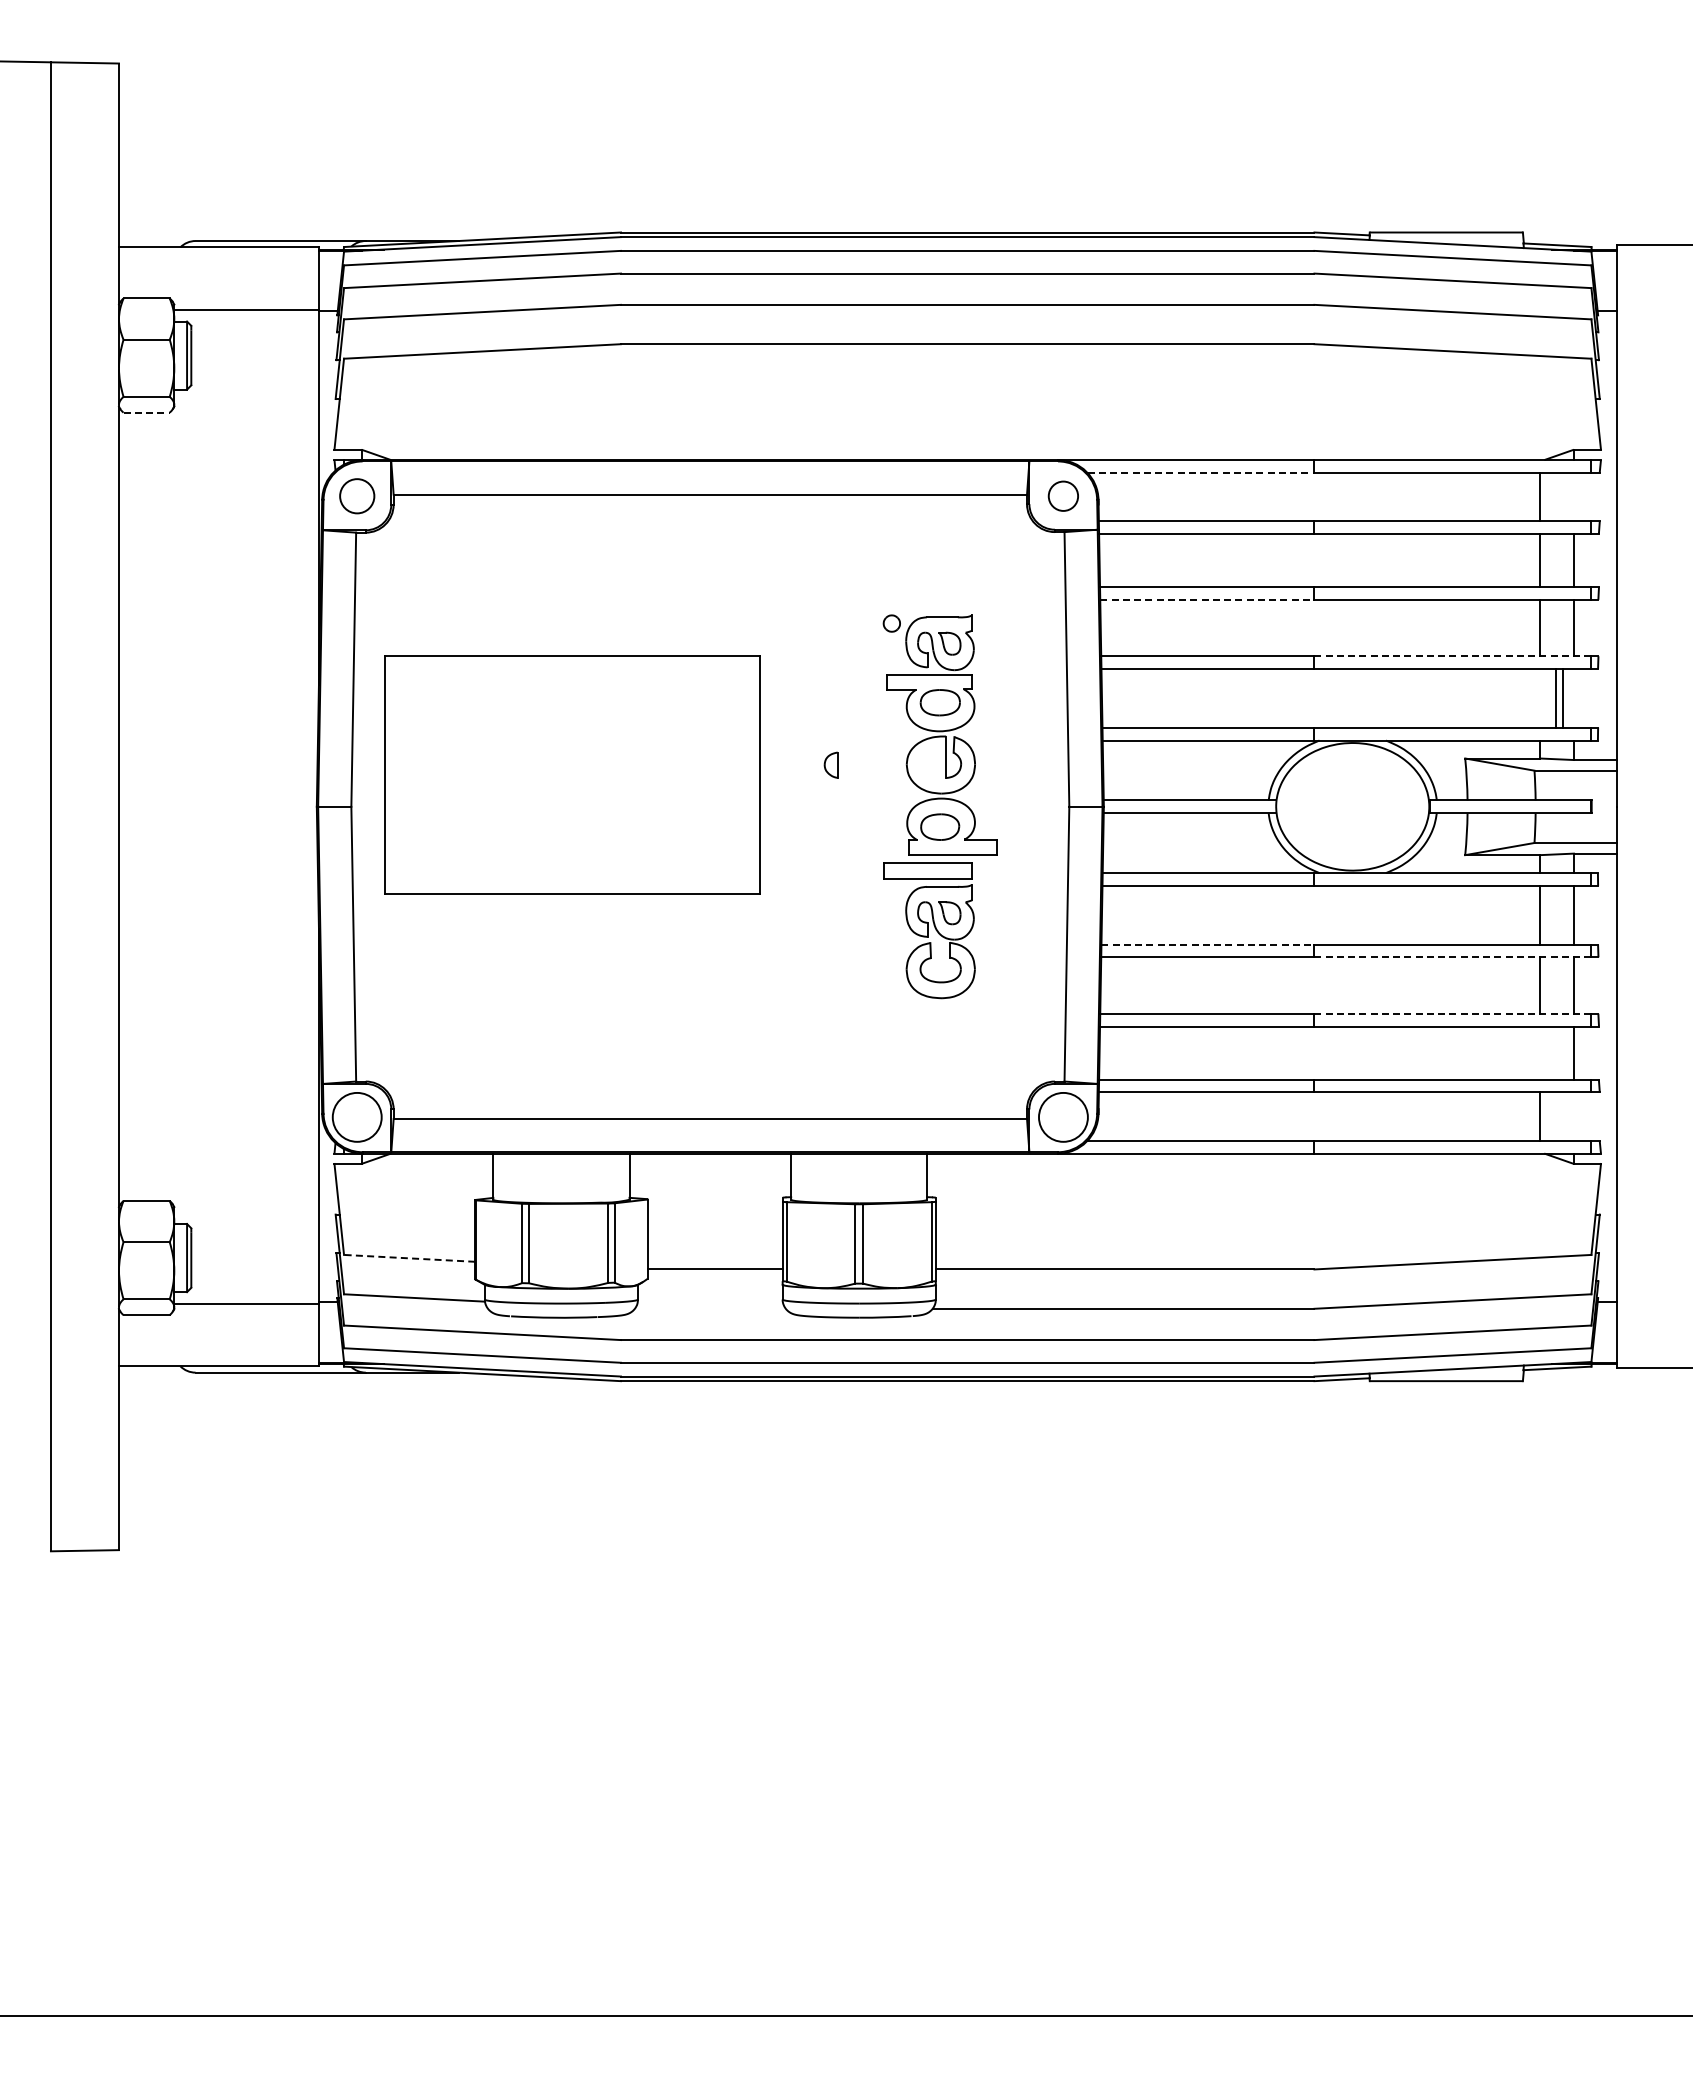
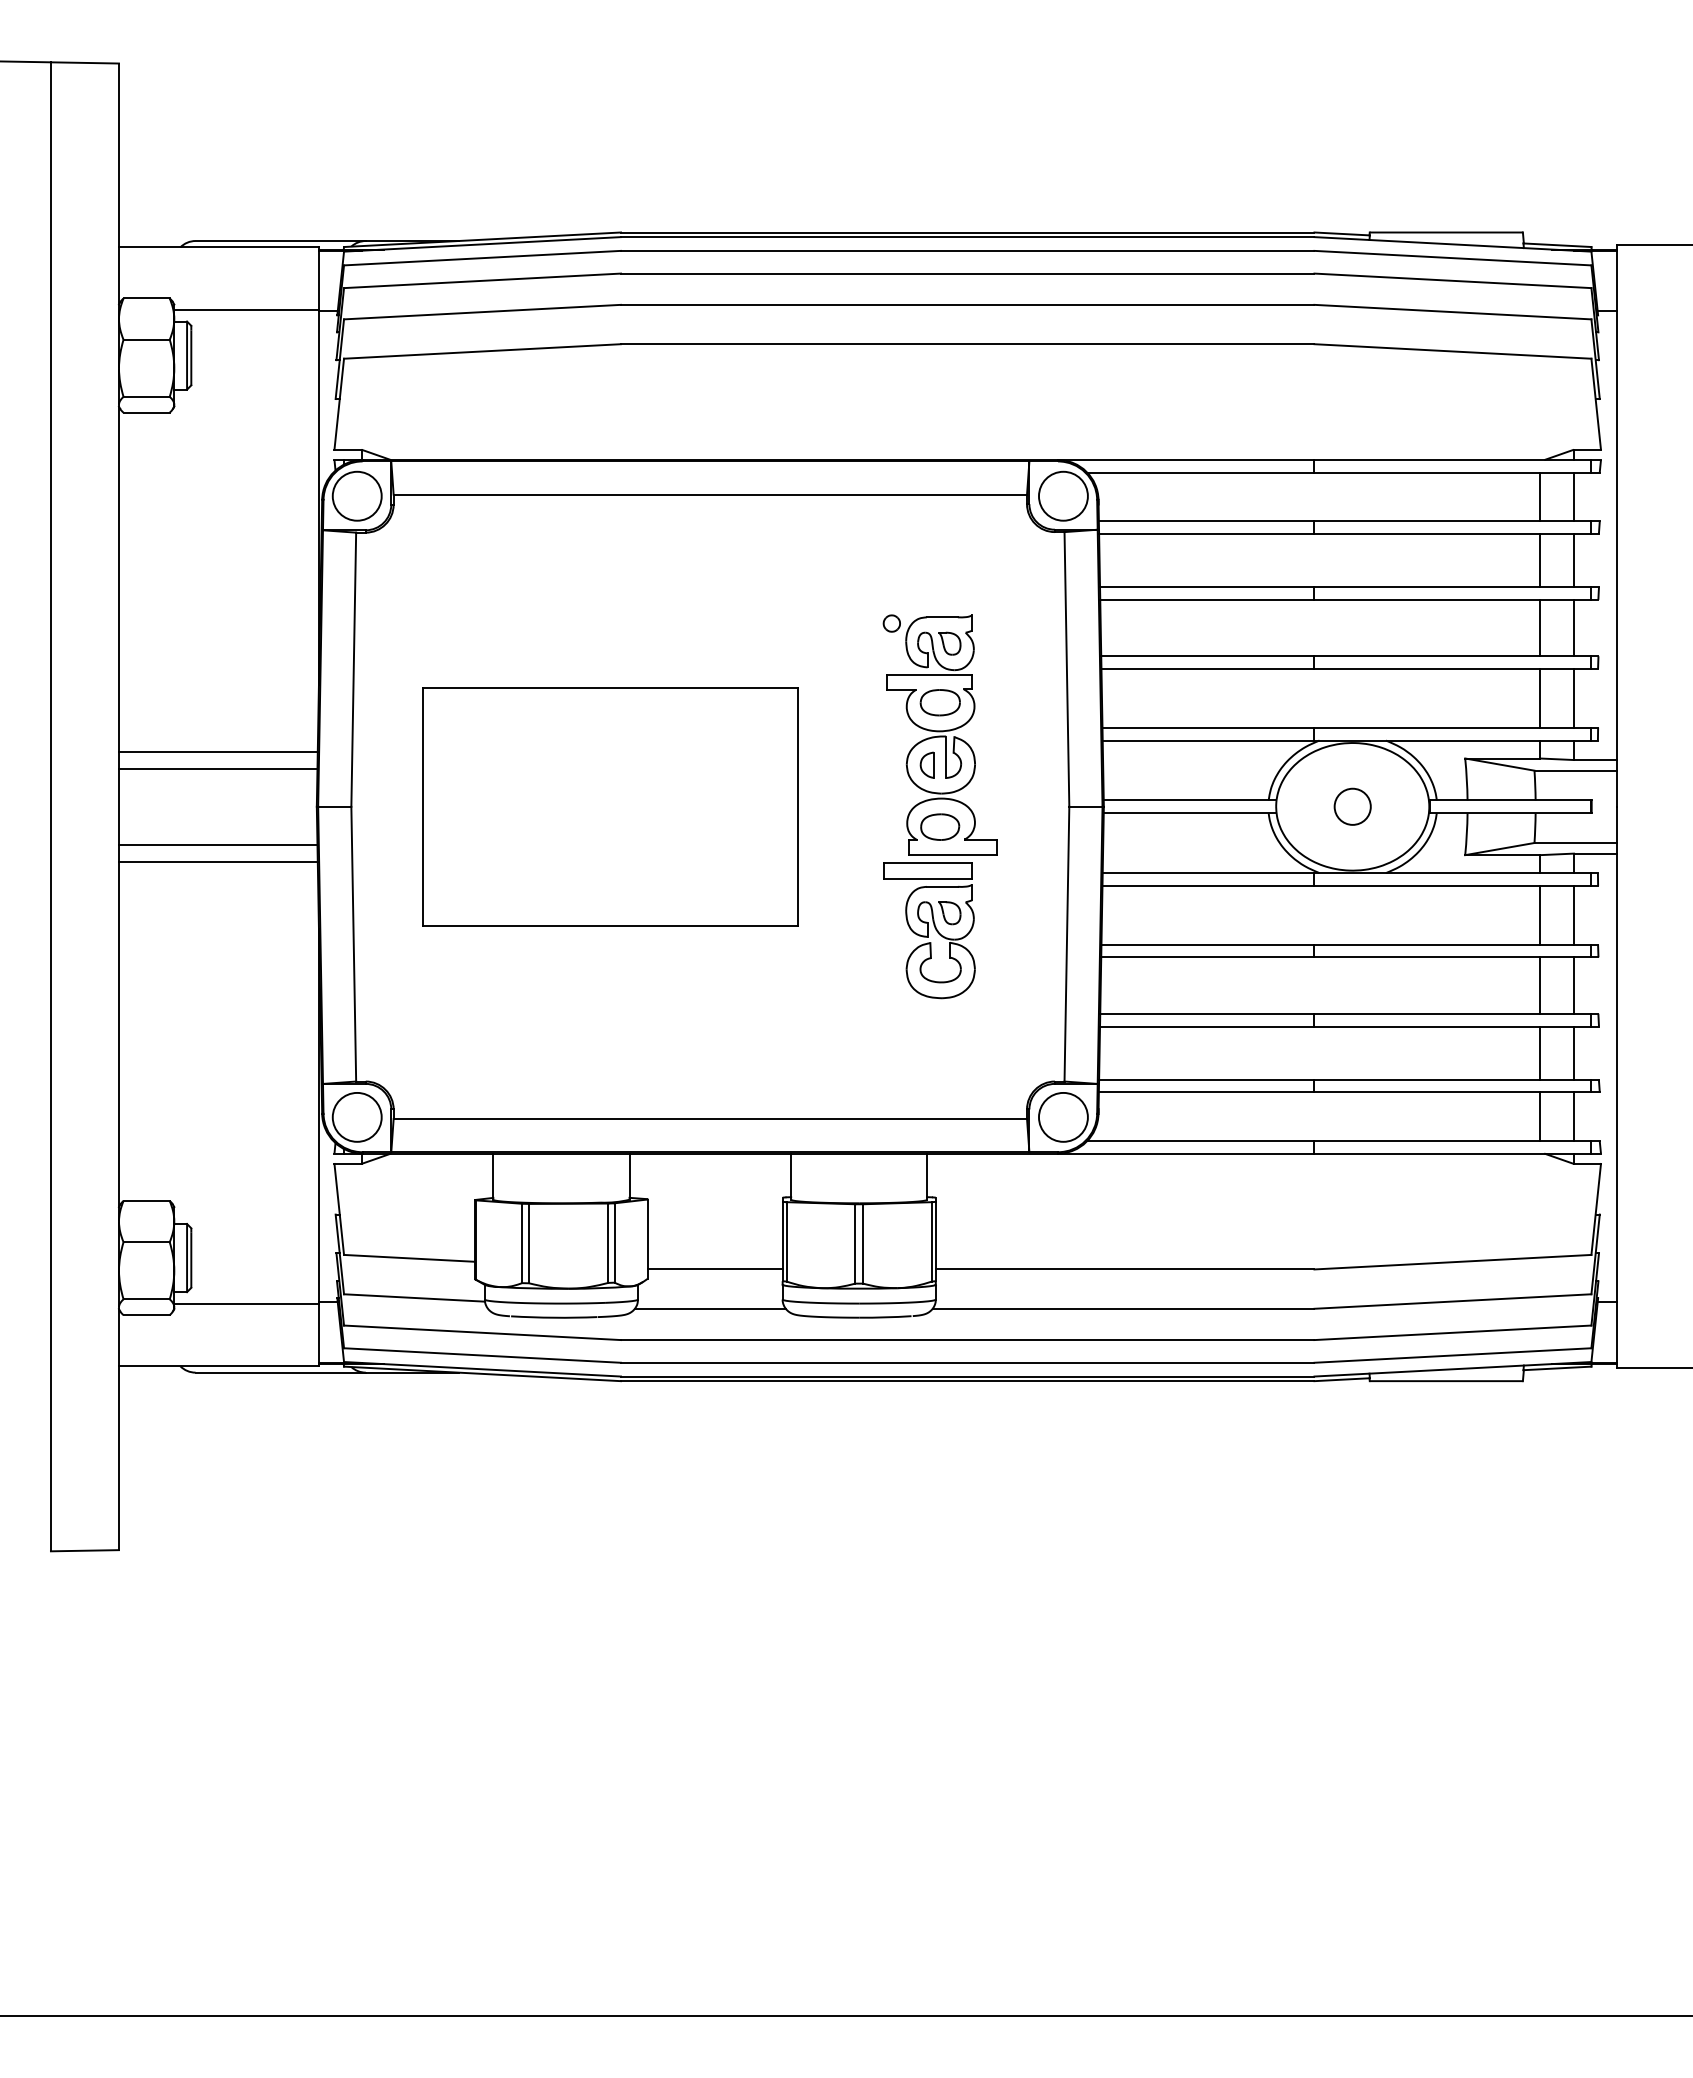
line: dashed -> solid (147, 412)
line: dashed -> solid (1201, 472)
circle diameter: 29 px -> 49 px (1062, 495)
circle diameter: 34 px -> 49 px (356, 495)
line: none -> present (1573, 496)
line: dashed -> solid (1207, 599)
line: dashed -> solid (1452, 656)
line position: (1555, 698) -> (1573, 698) (1573, 698)
line position: (1562, 698) -> (1539, 698) (1539, 698)
line: none -> present (218, 751)
part position: (830, 764) -> (926, 764) (926, 764)
line: none -> present (218, 768)
part position: (572, 774) -> (610, 806) (610, 806)
circle: none -> present (1352, 806)
line: none -> present (218, 845)
line: none -> present (218, 861)
line: dashed -> solid (1208, 944)
line: dashed -> solid (1452, 957)
line: dashed -> solid (1452, 1013)
line: none -> present (1539, 1052)
line: none -> present (1573, 1116)
line: dashed -> solid (409, 1258)
line: none -> present (709, 1308)
